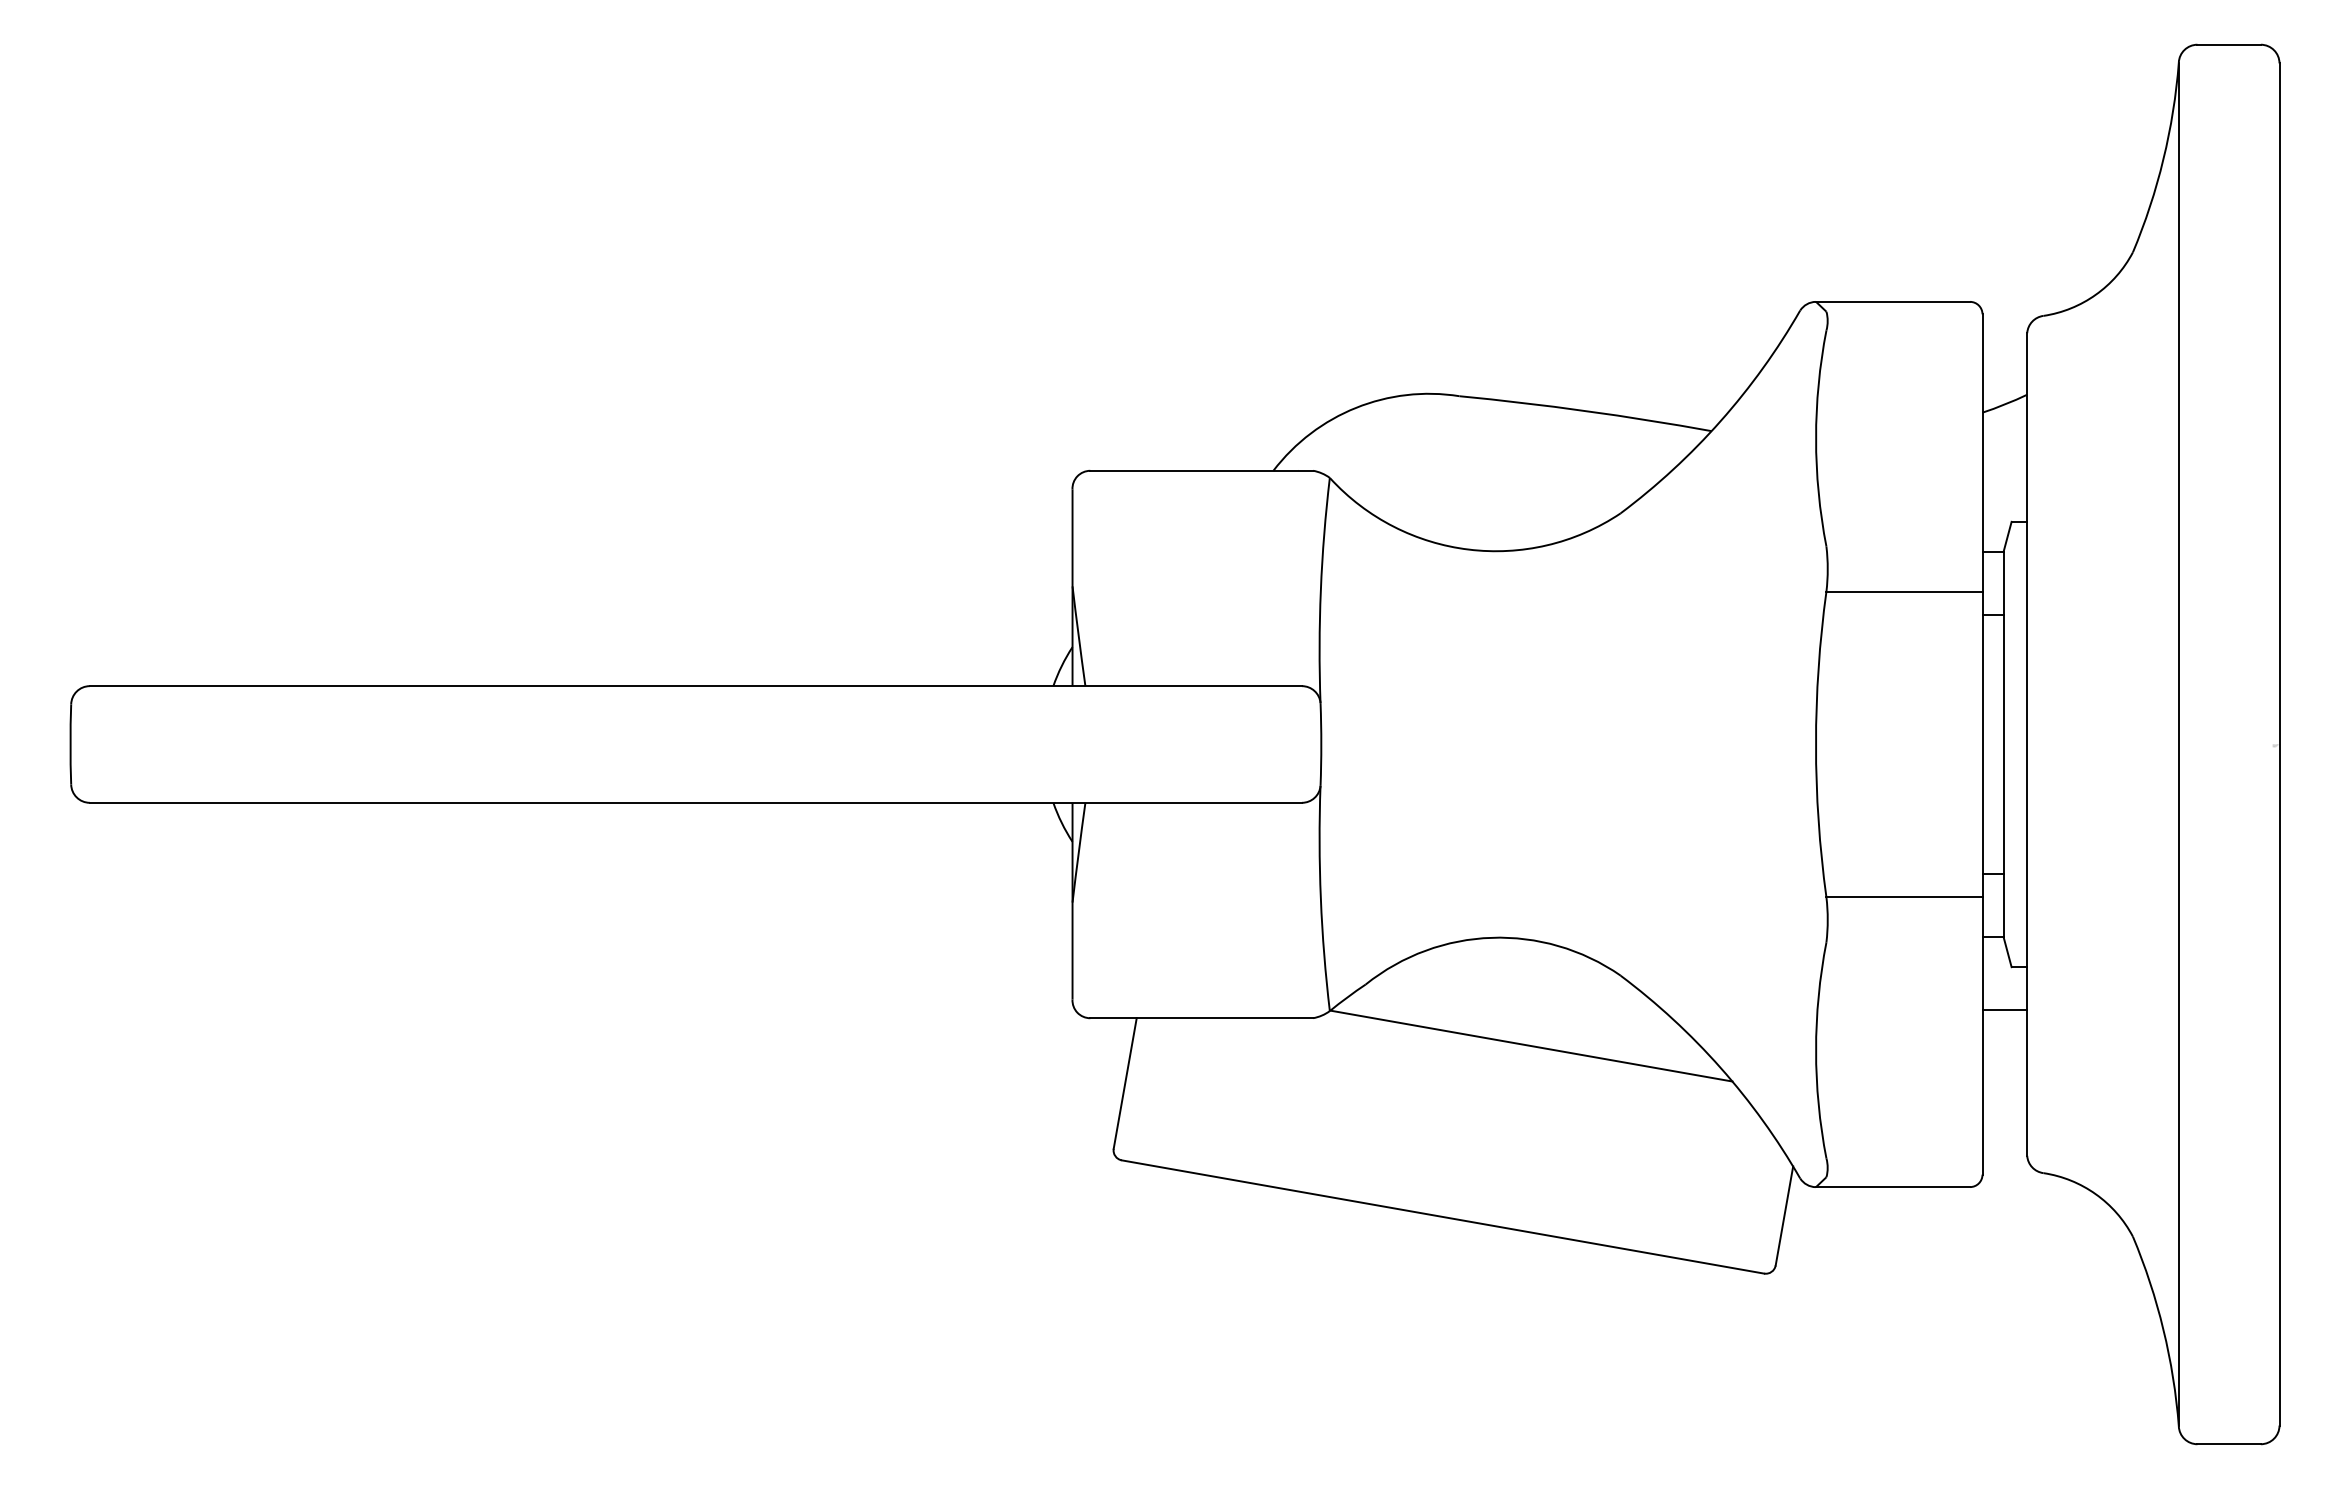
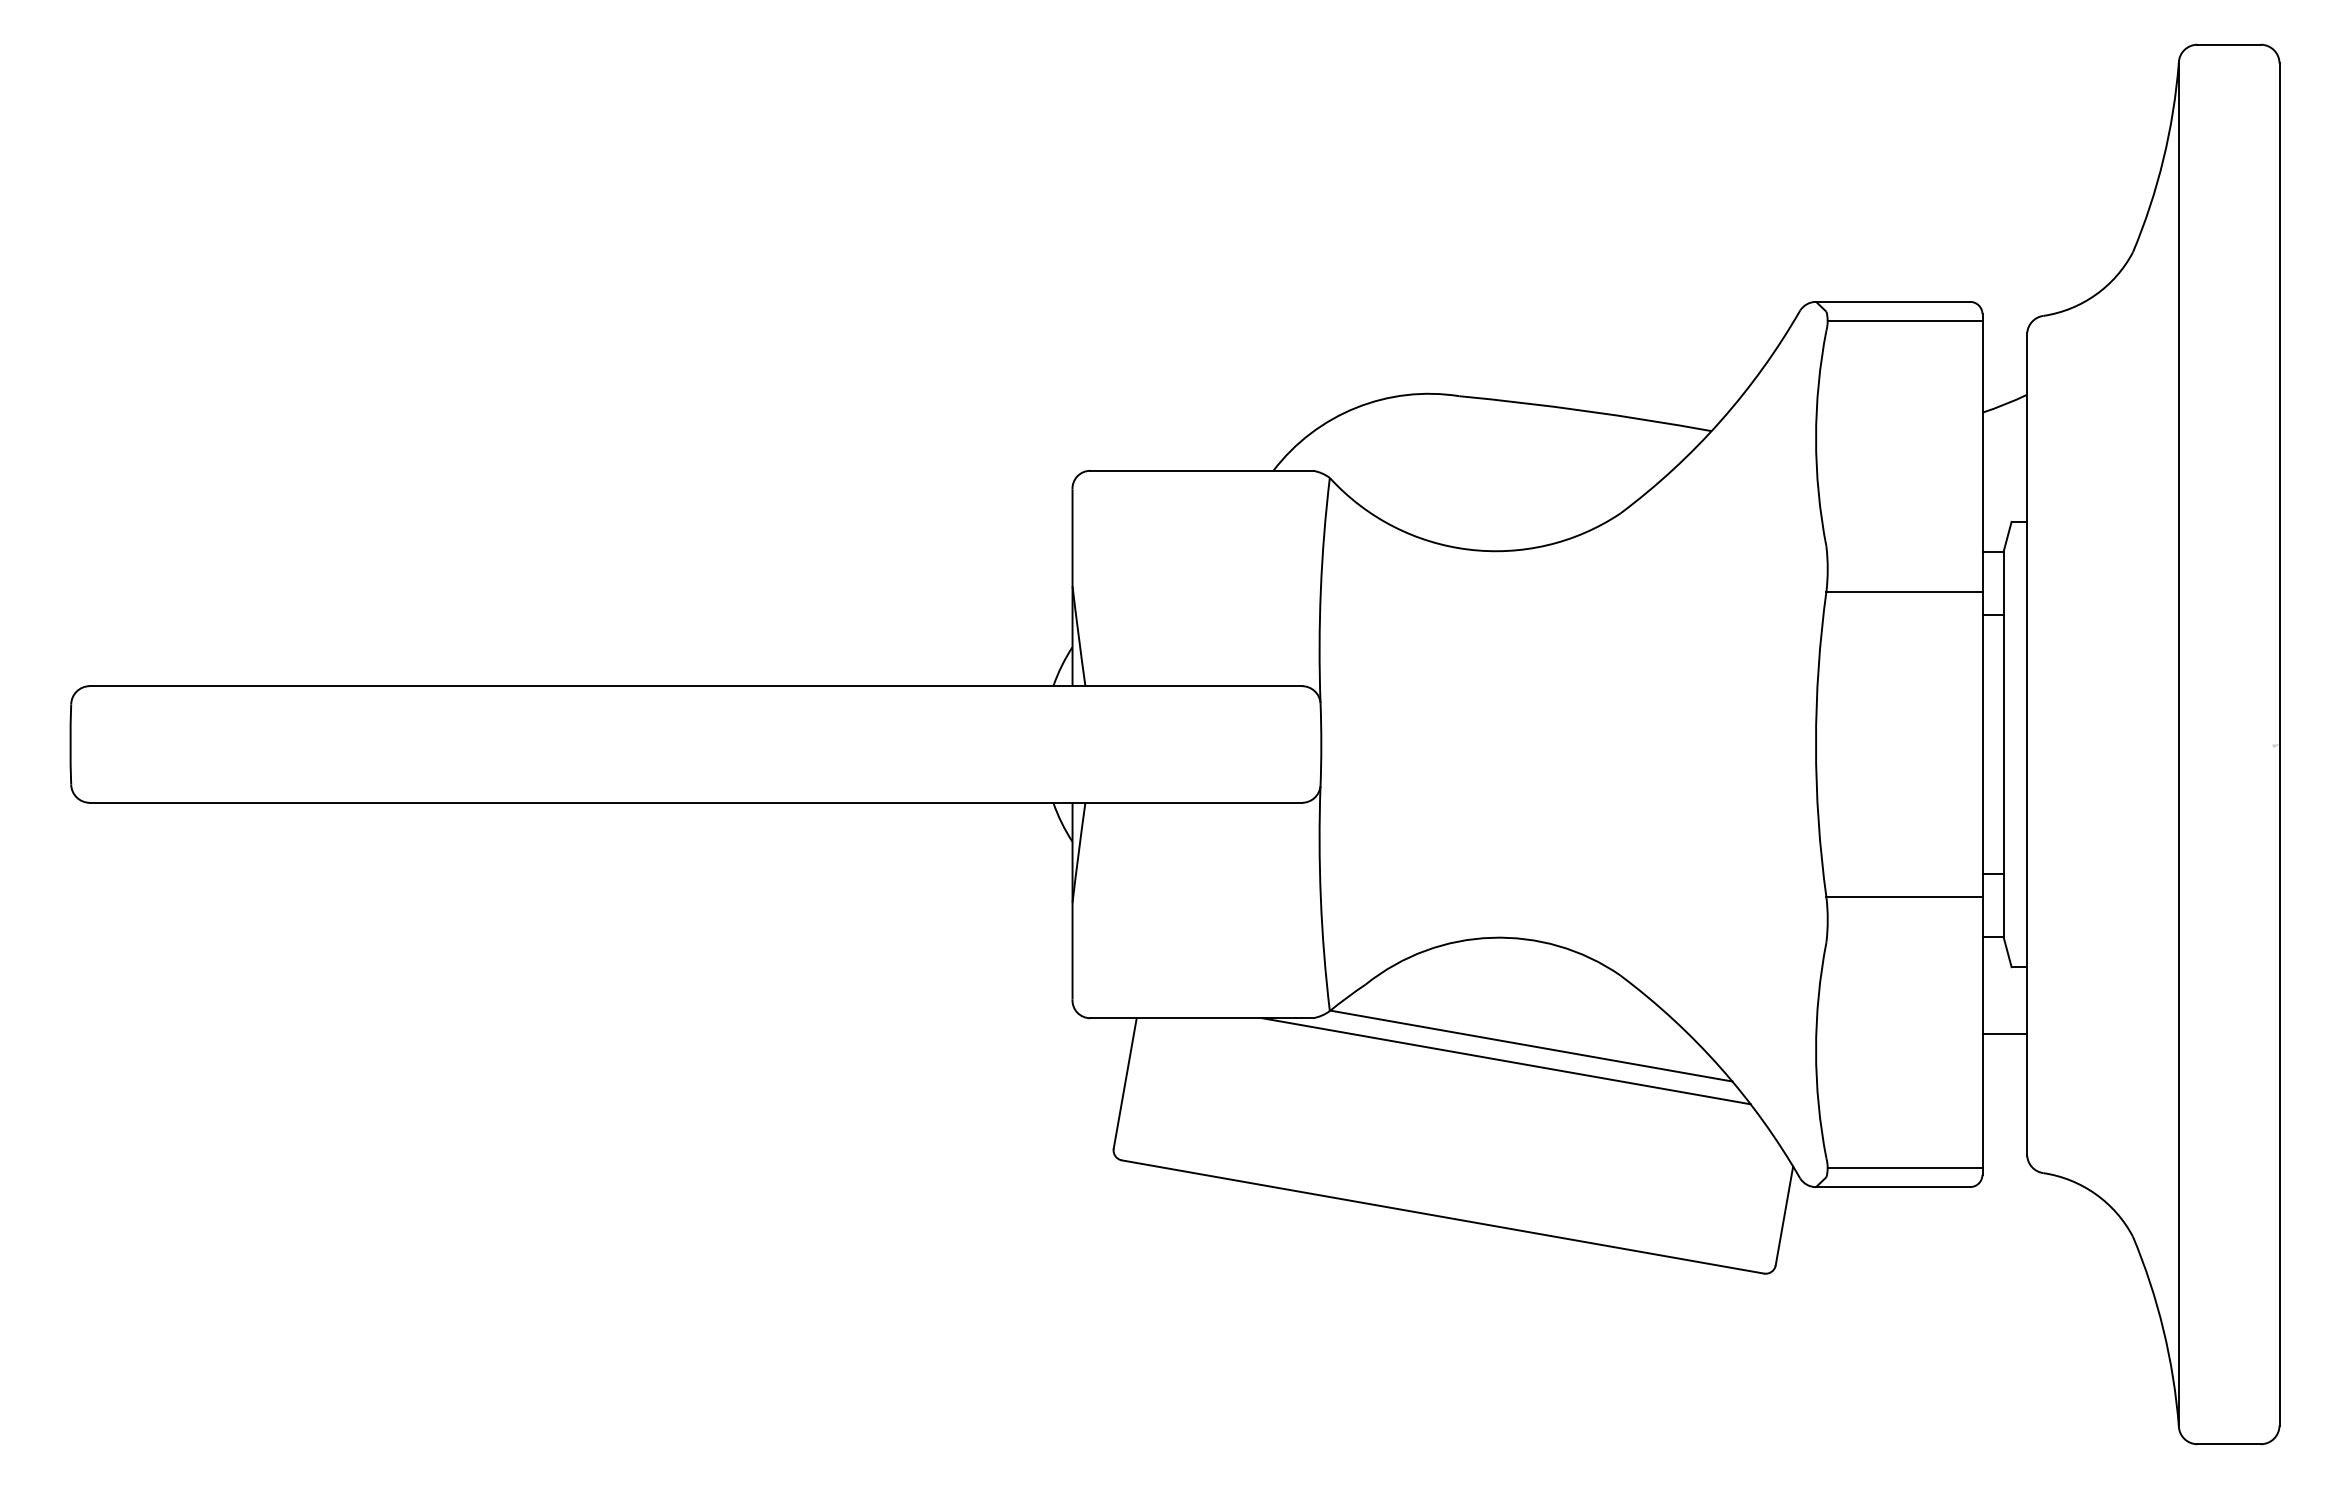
line: none -> present (1904, 321)
line position: (2004, 1009) -> (2004, 1033) (2004, 1033)
line: none -> present (1506, 1061)
line: none -> present (1904, 1167)
